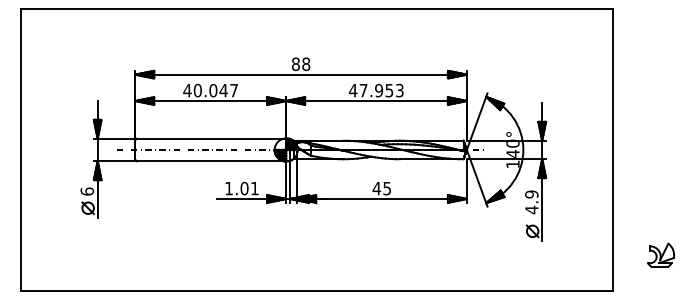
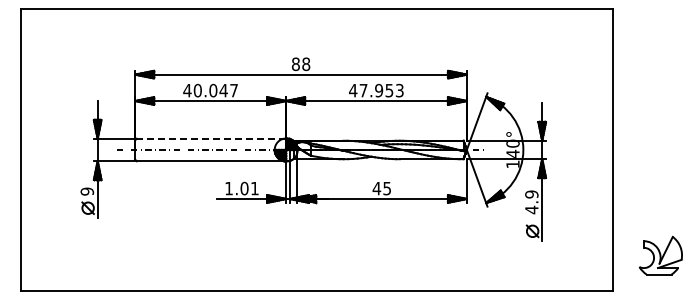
line: solid -> dashed (211, 138)
text: 6 -> 9 (87, 191)
part size: 28x26 px -> 45x41 px (660, 255)
